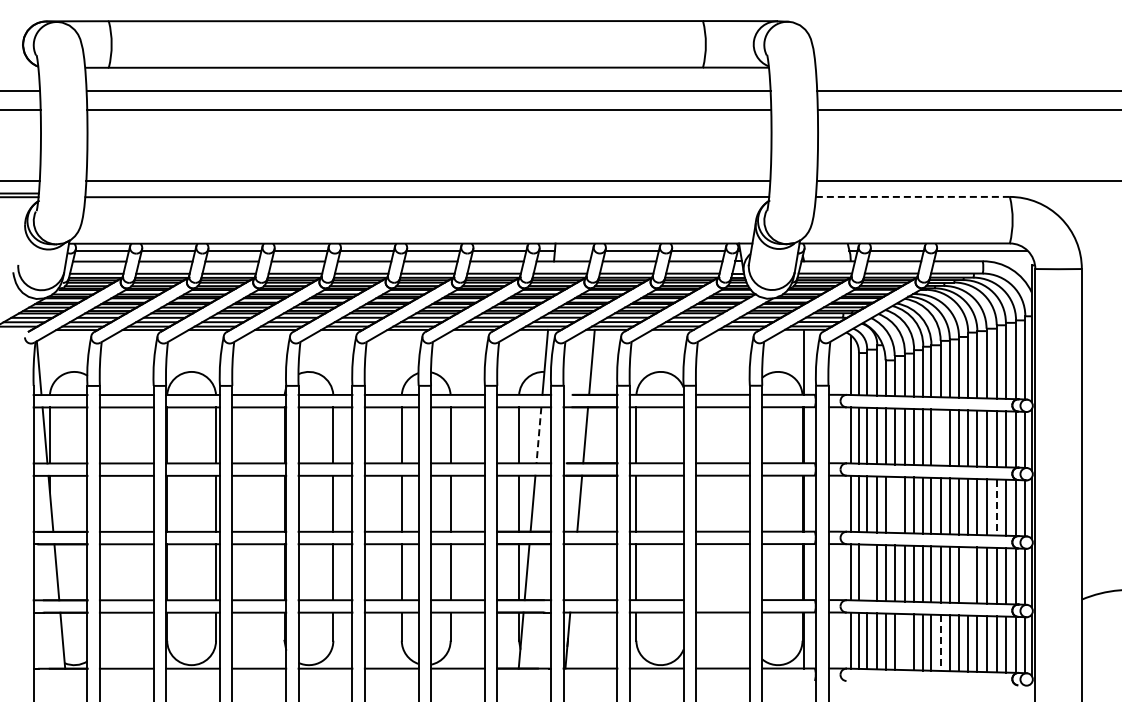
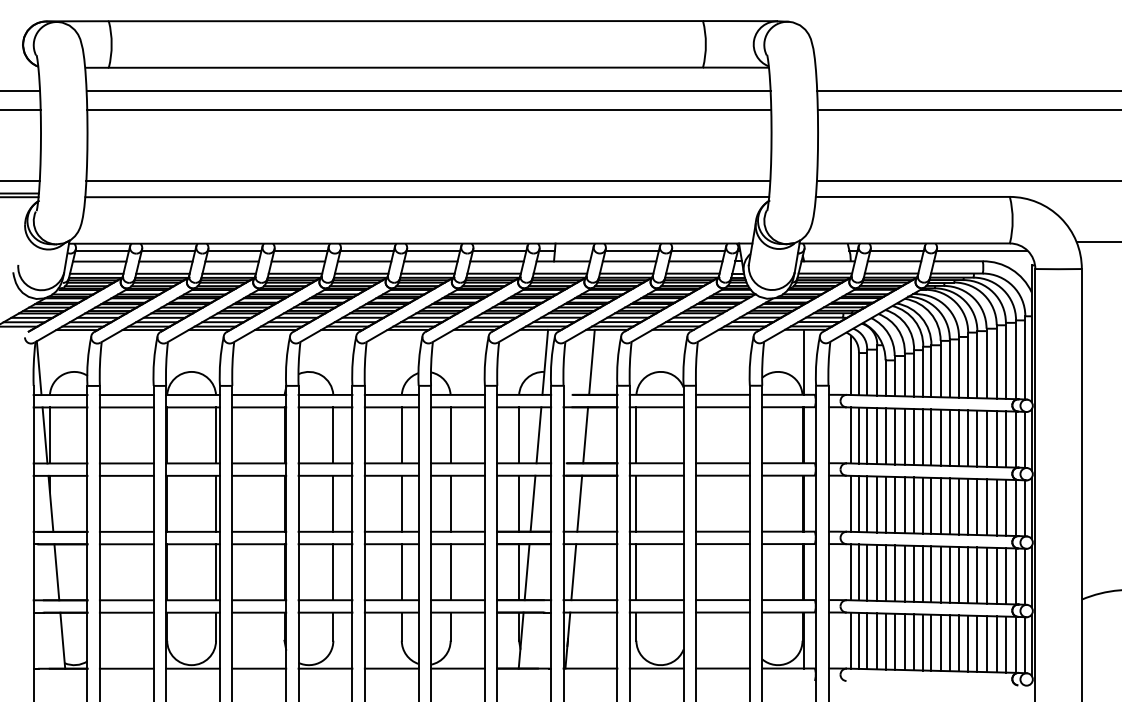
line: dashed -> solid (912, 196)
line: none -> present (1097, 242)
line: dashed -> solid (538, 435)
line: none -> present (940, 437)
line: none -> present (894, 504)
line: dashed -> solid (996, 507)
line: none -> present (573, 572)
line: none -> present (867, 572)
line: none -> present (968, 575)
line: none -> present (722, 600)
line: none -> present (904, 642)
line: dashed -> solid (940, 642)
